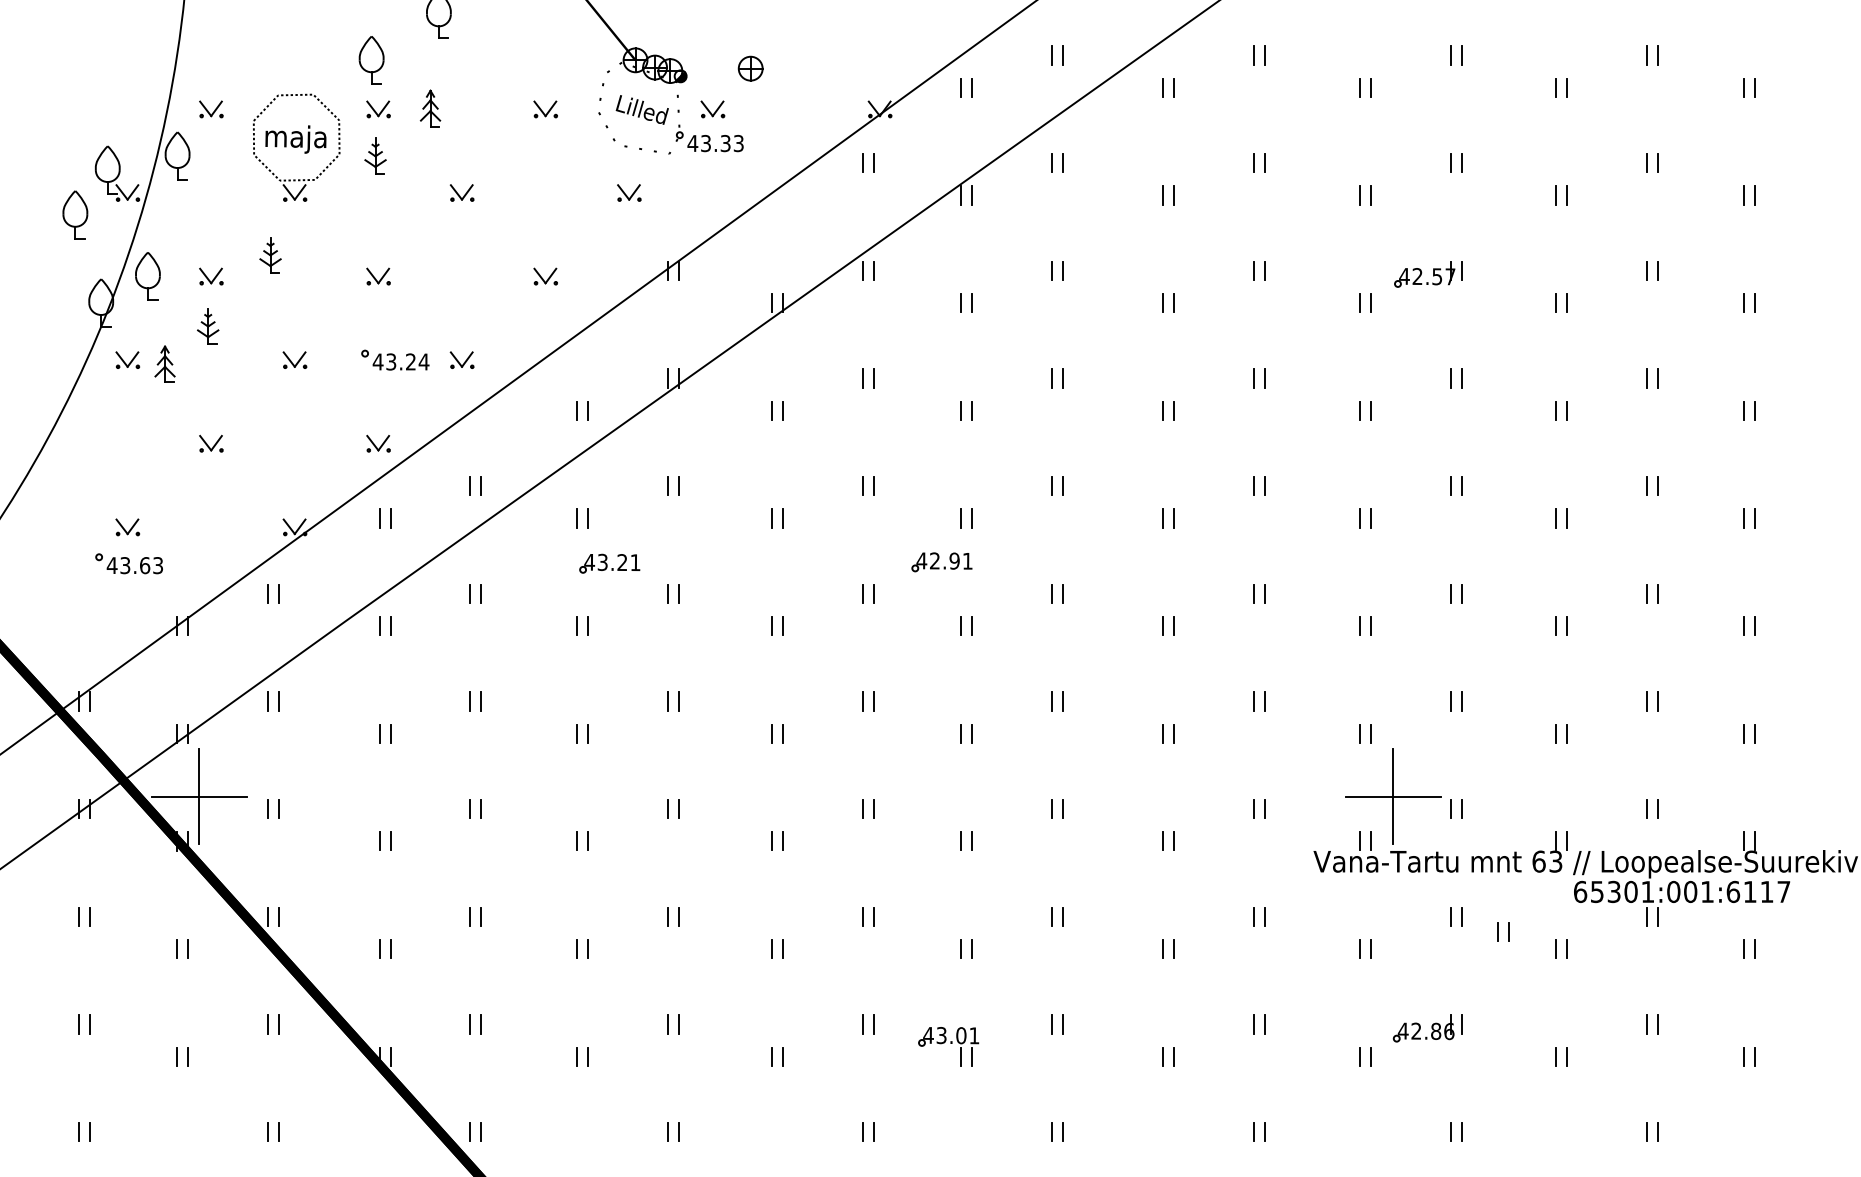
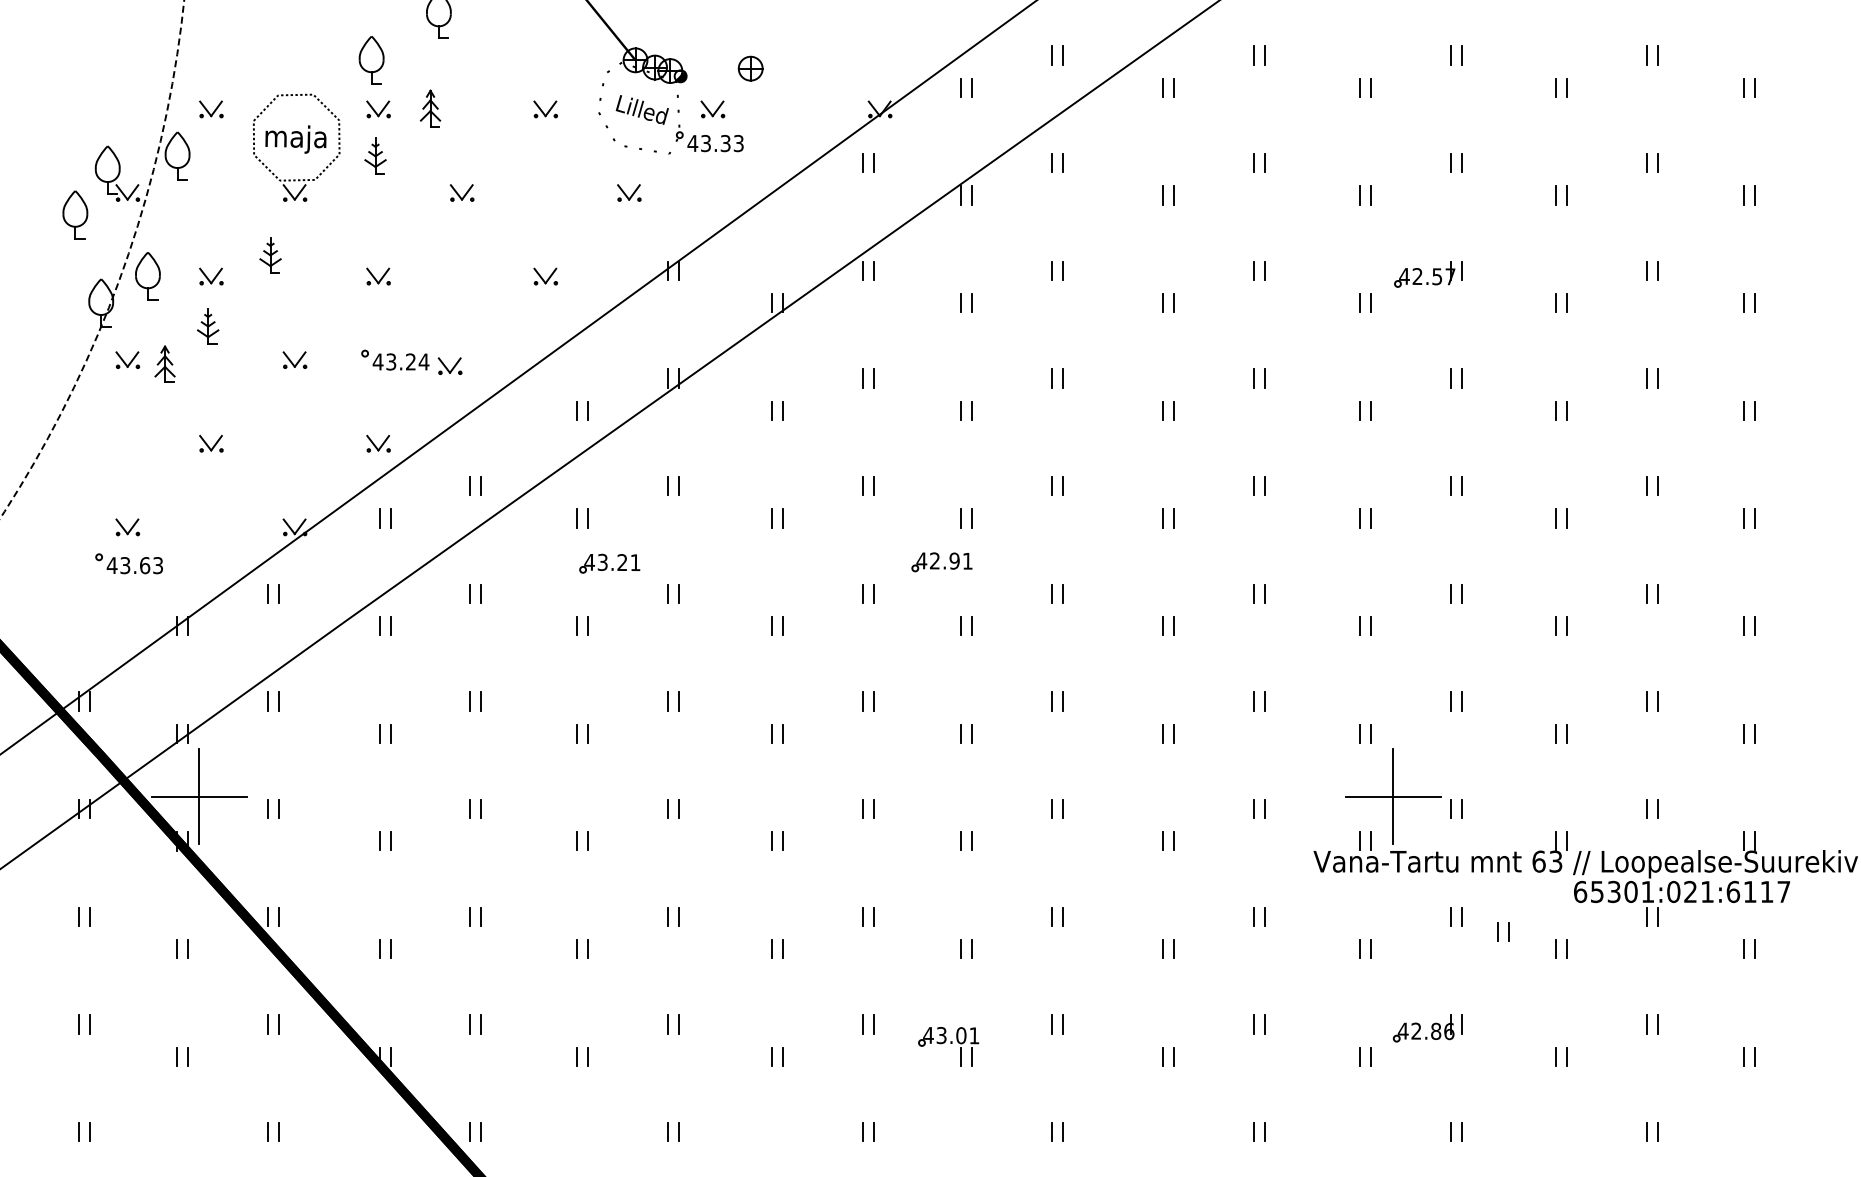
circle: solid -> dashed (92, 259)
part position: (461, 359) -> (449, 365) (449, 365)
text: 65301:001:6117 -> 65301:021:6117 (1690, 891)
